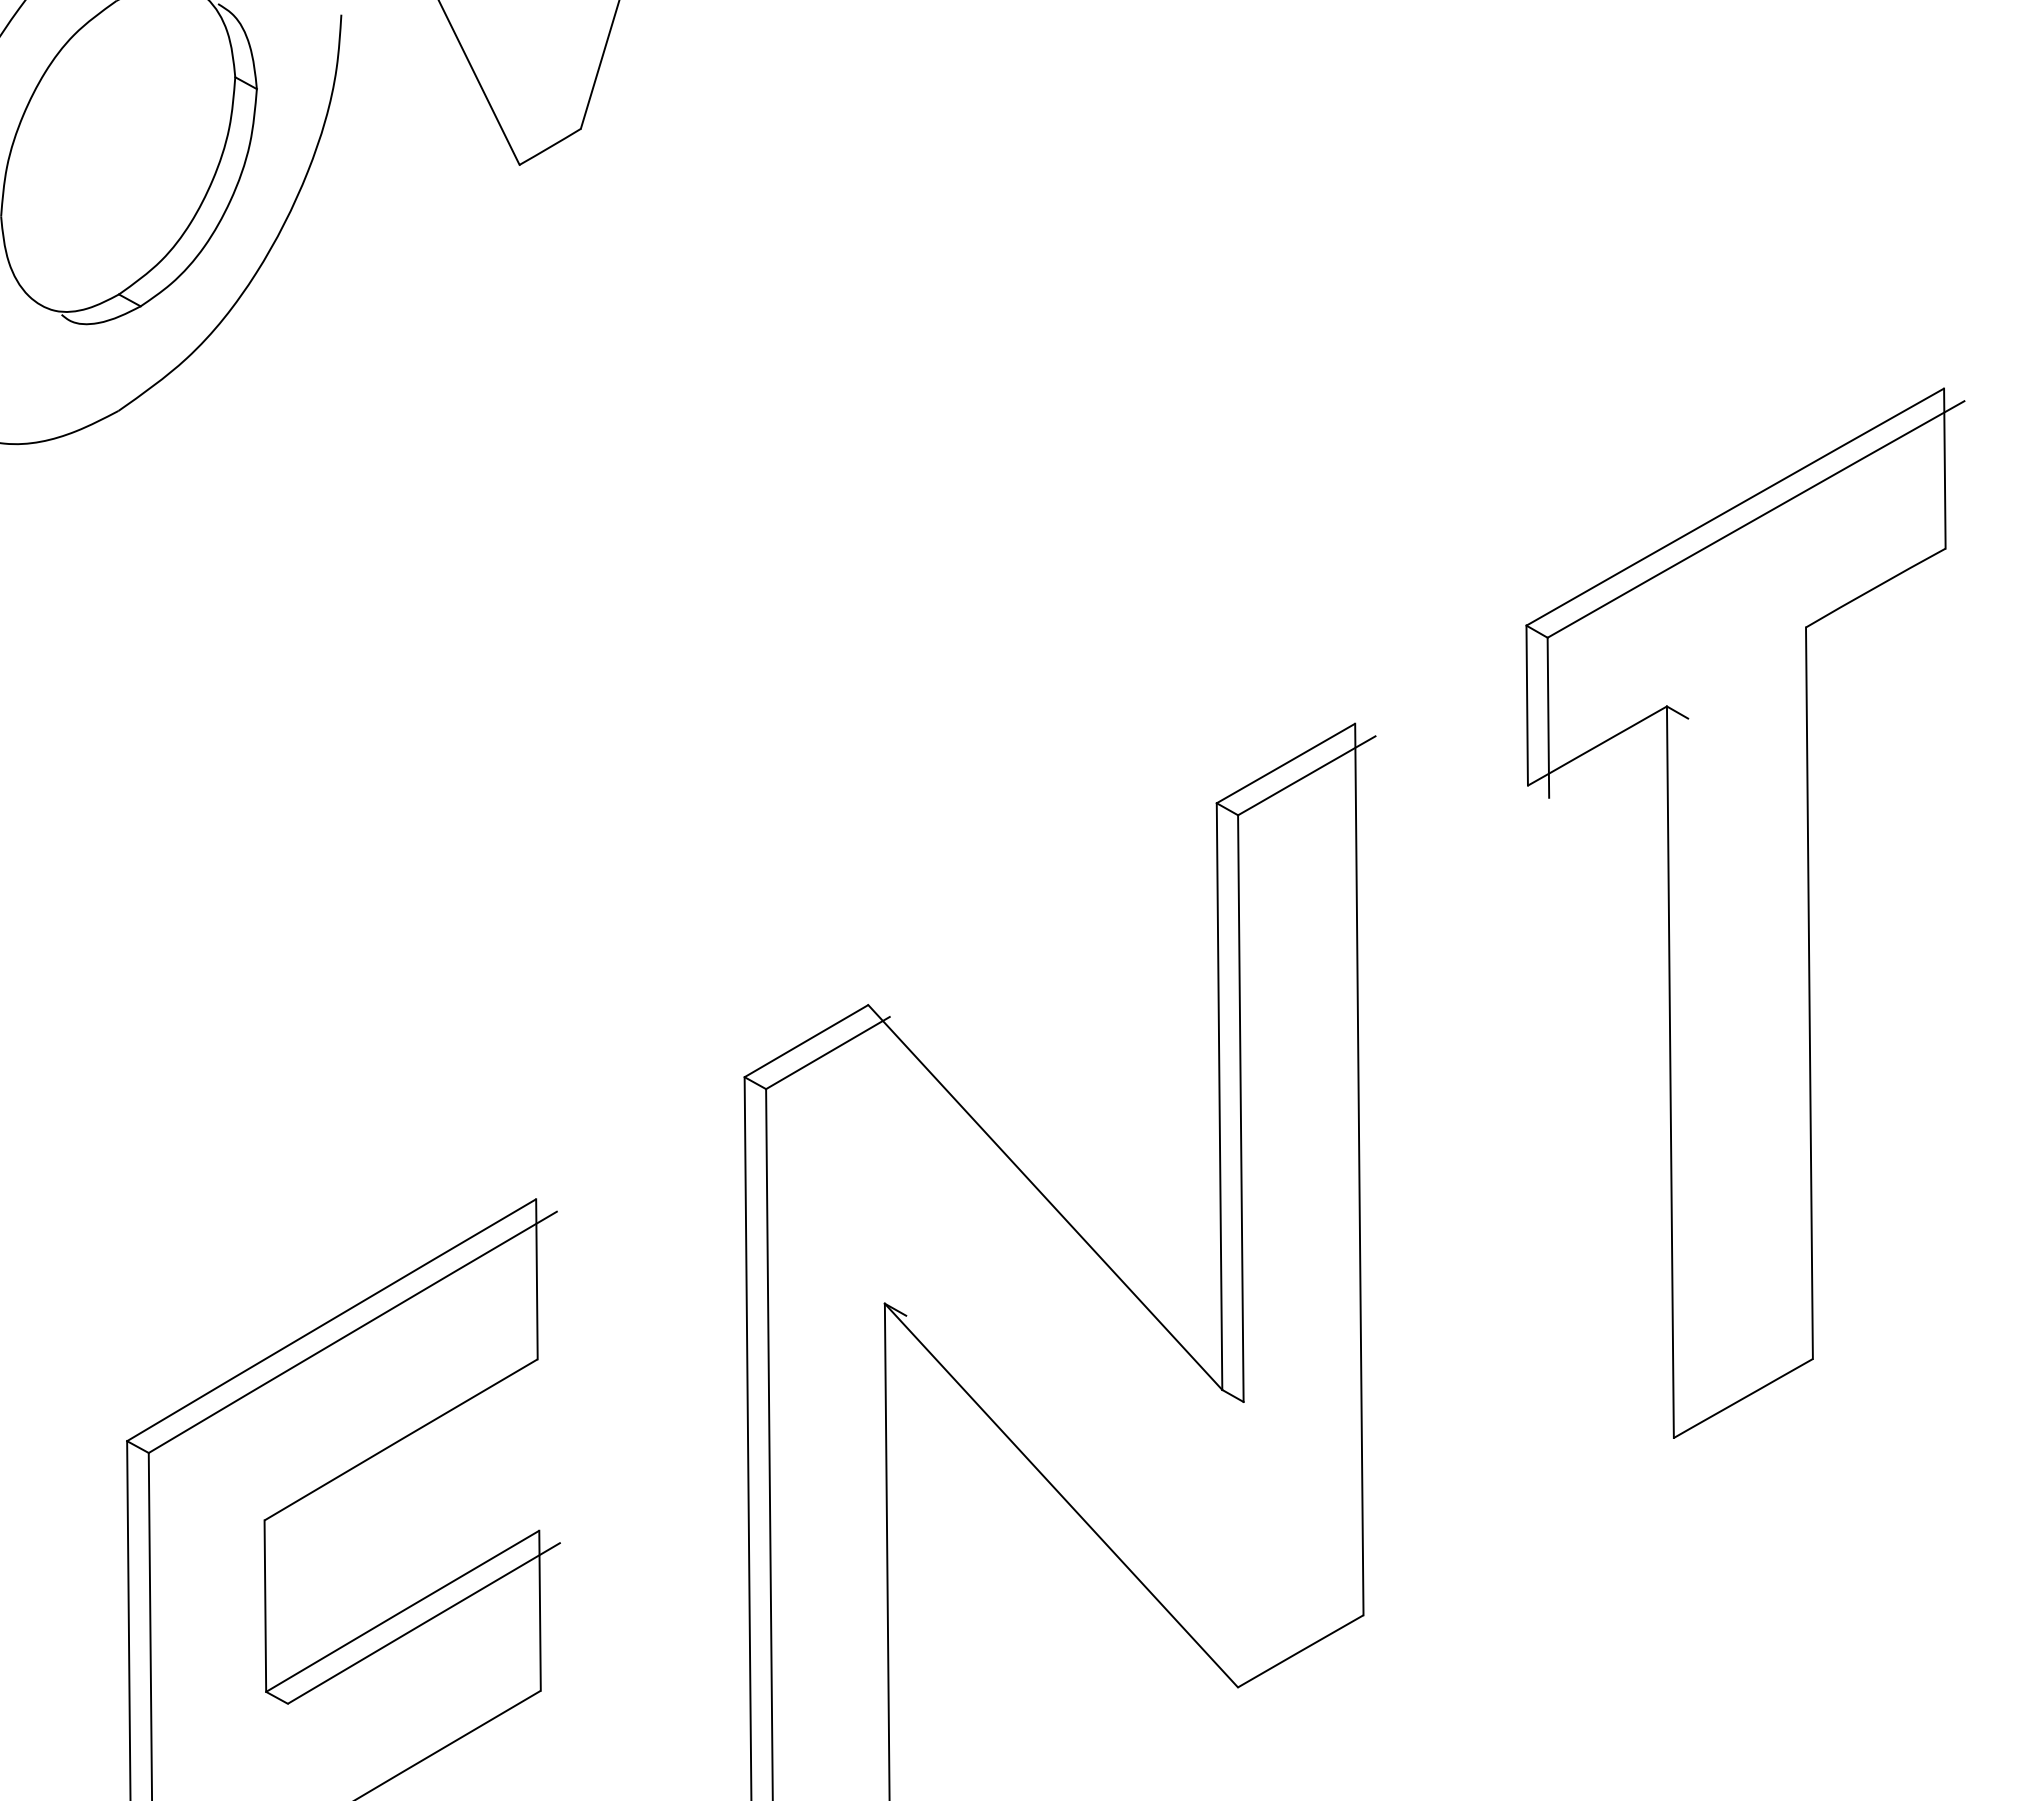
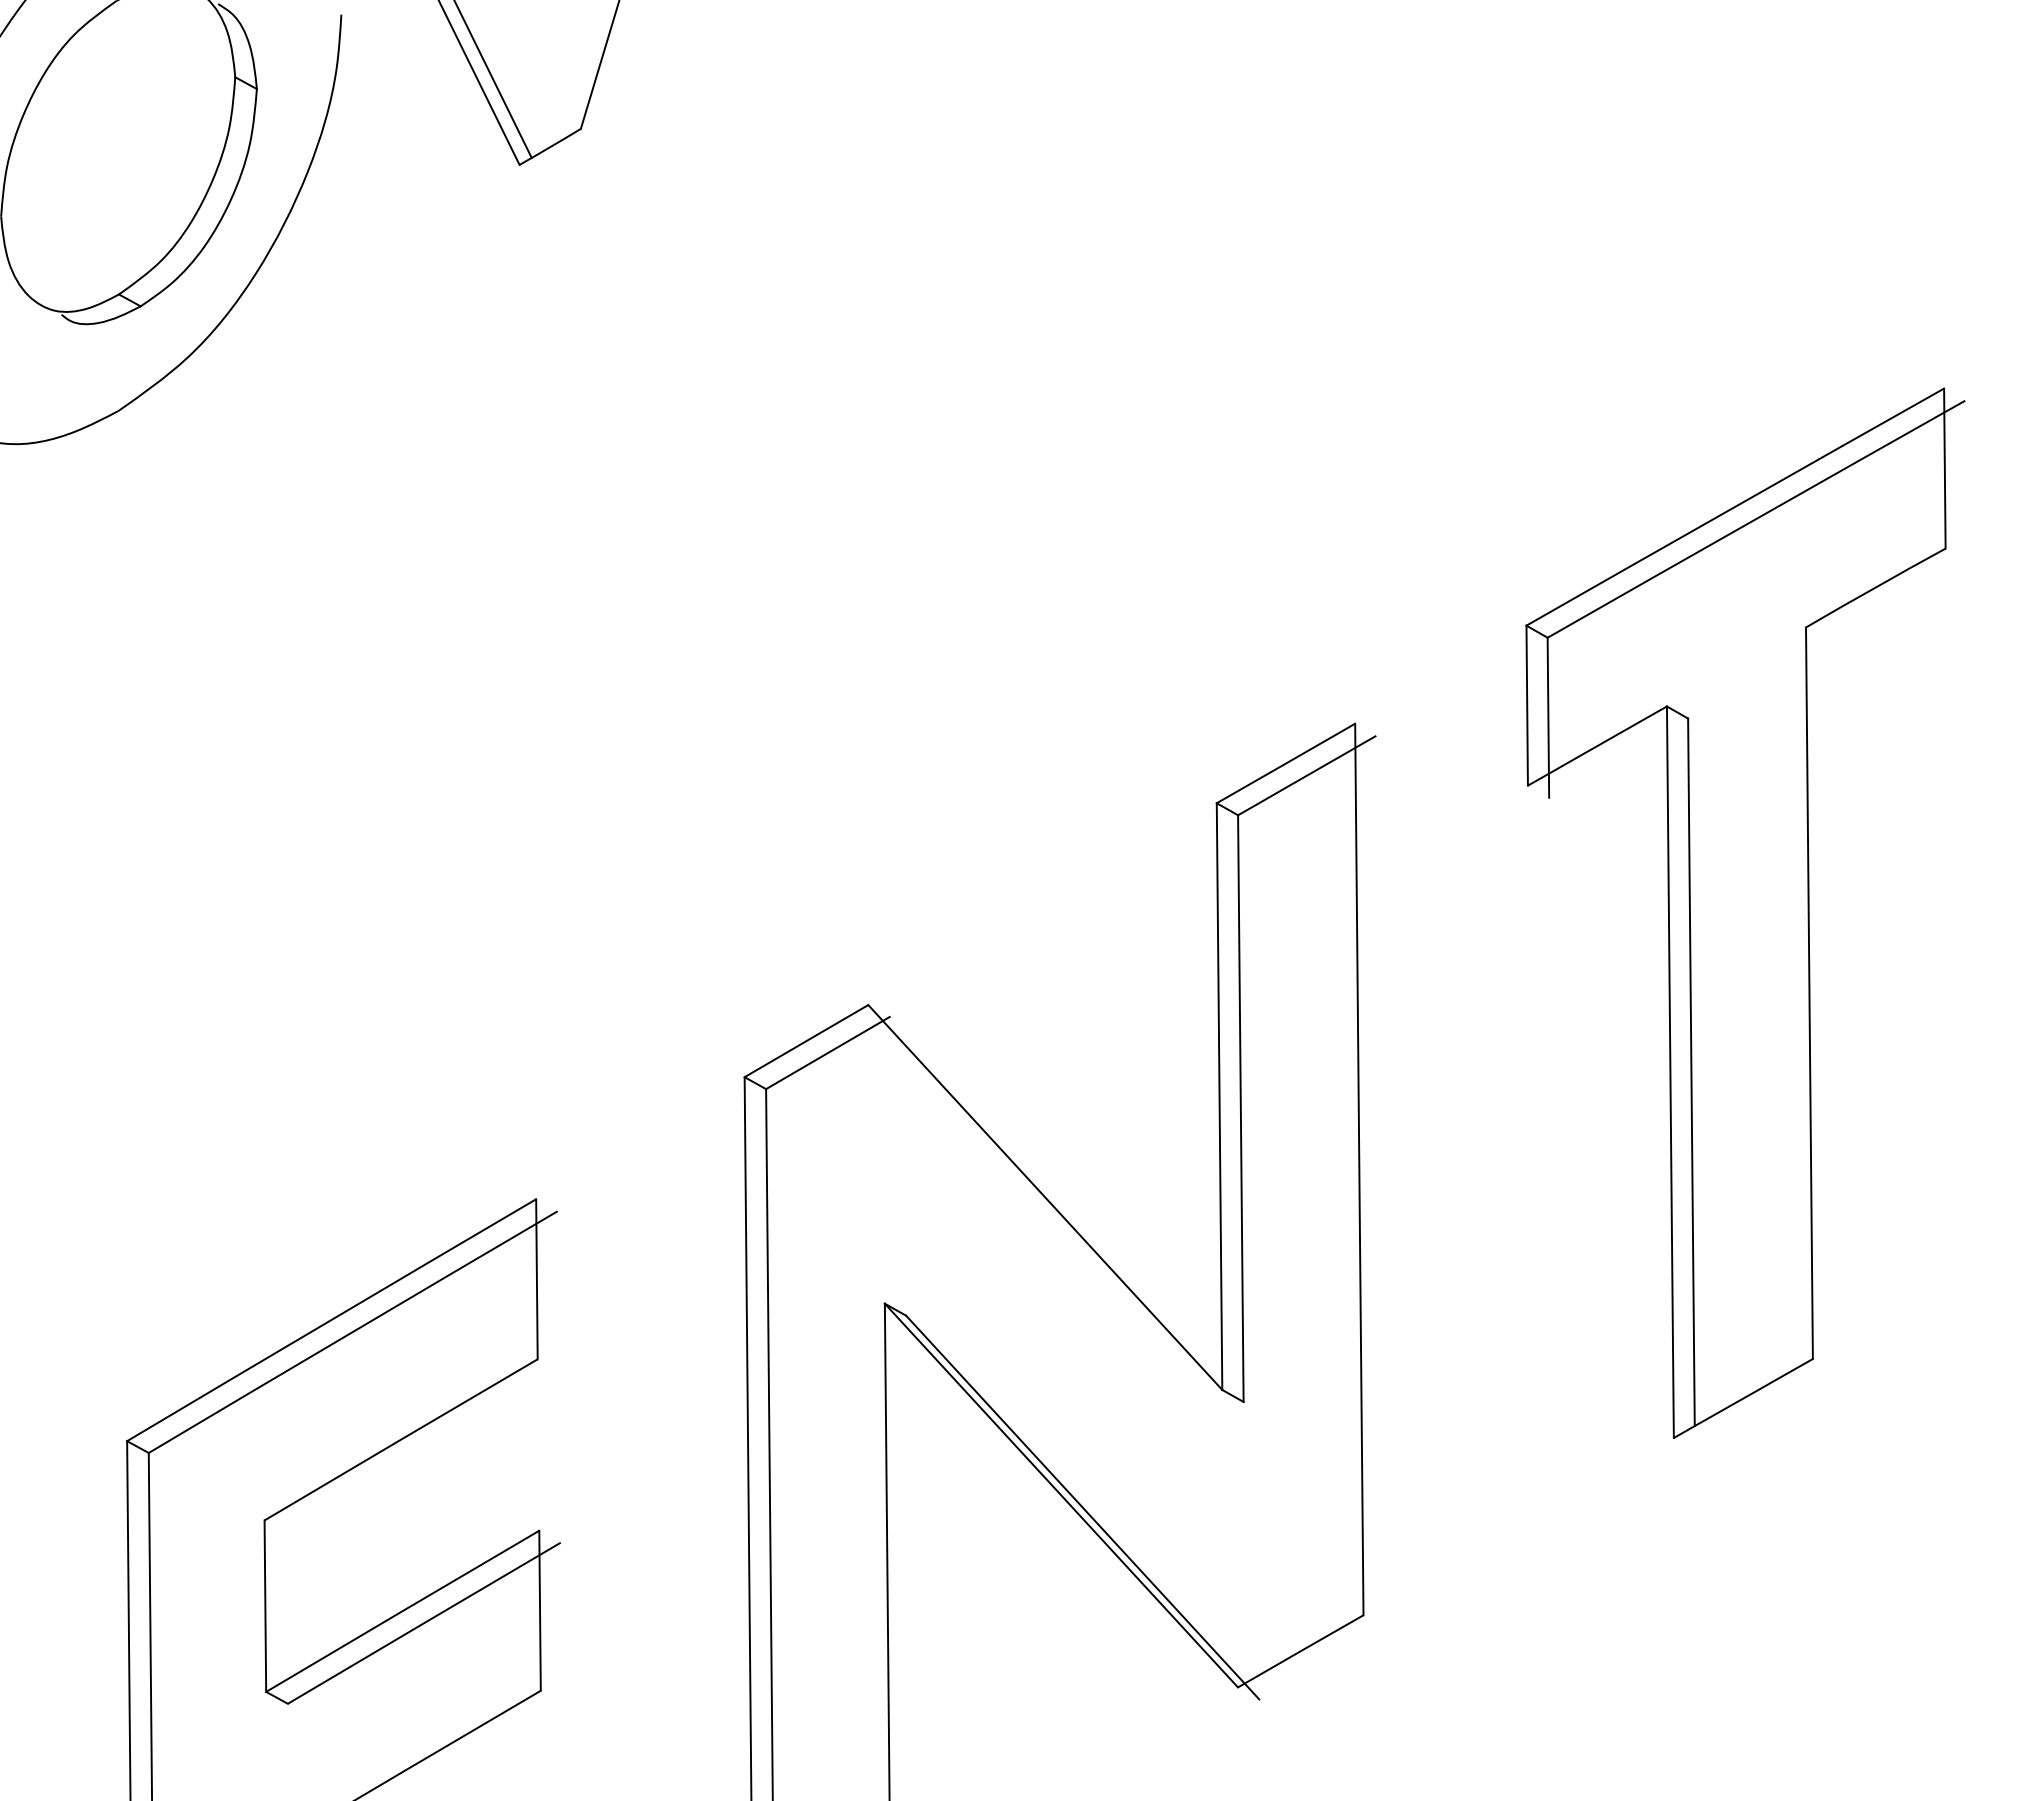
line: none -> present (493, 79)
line: none -> present (1691, 1072)
line: none -> present (1082, 1507)
